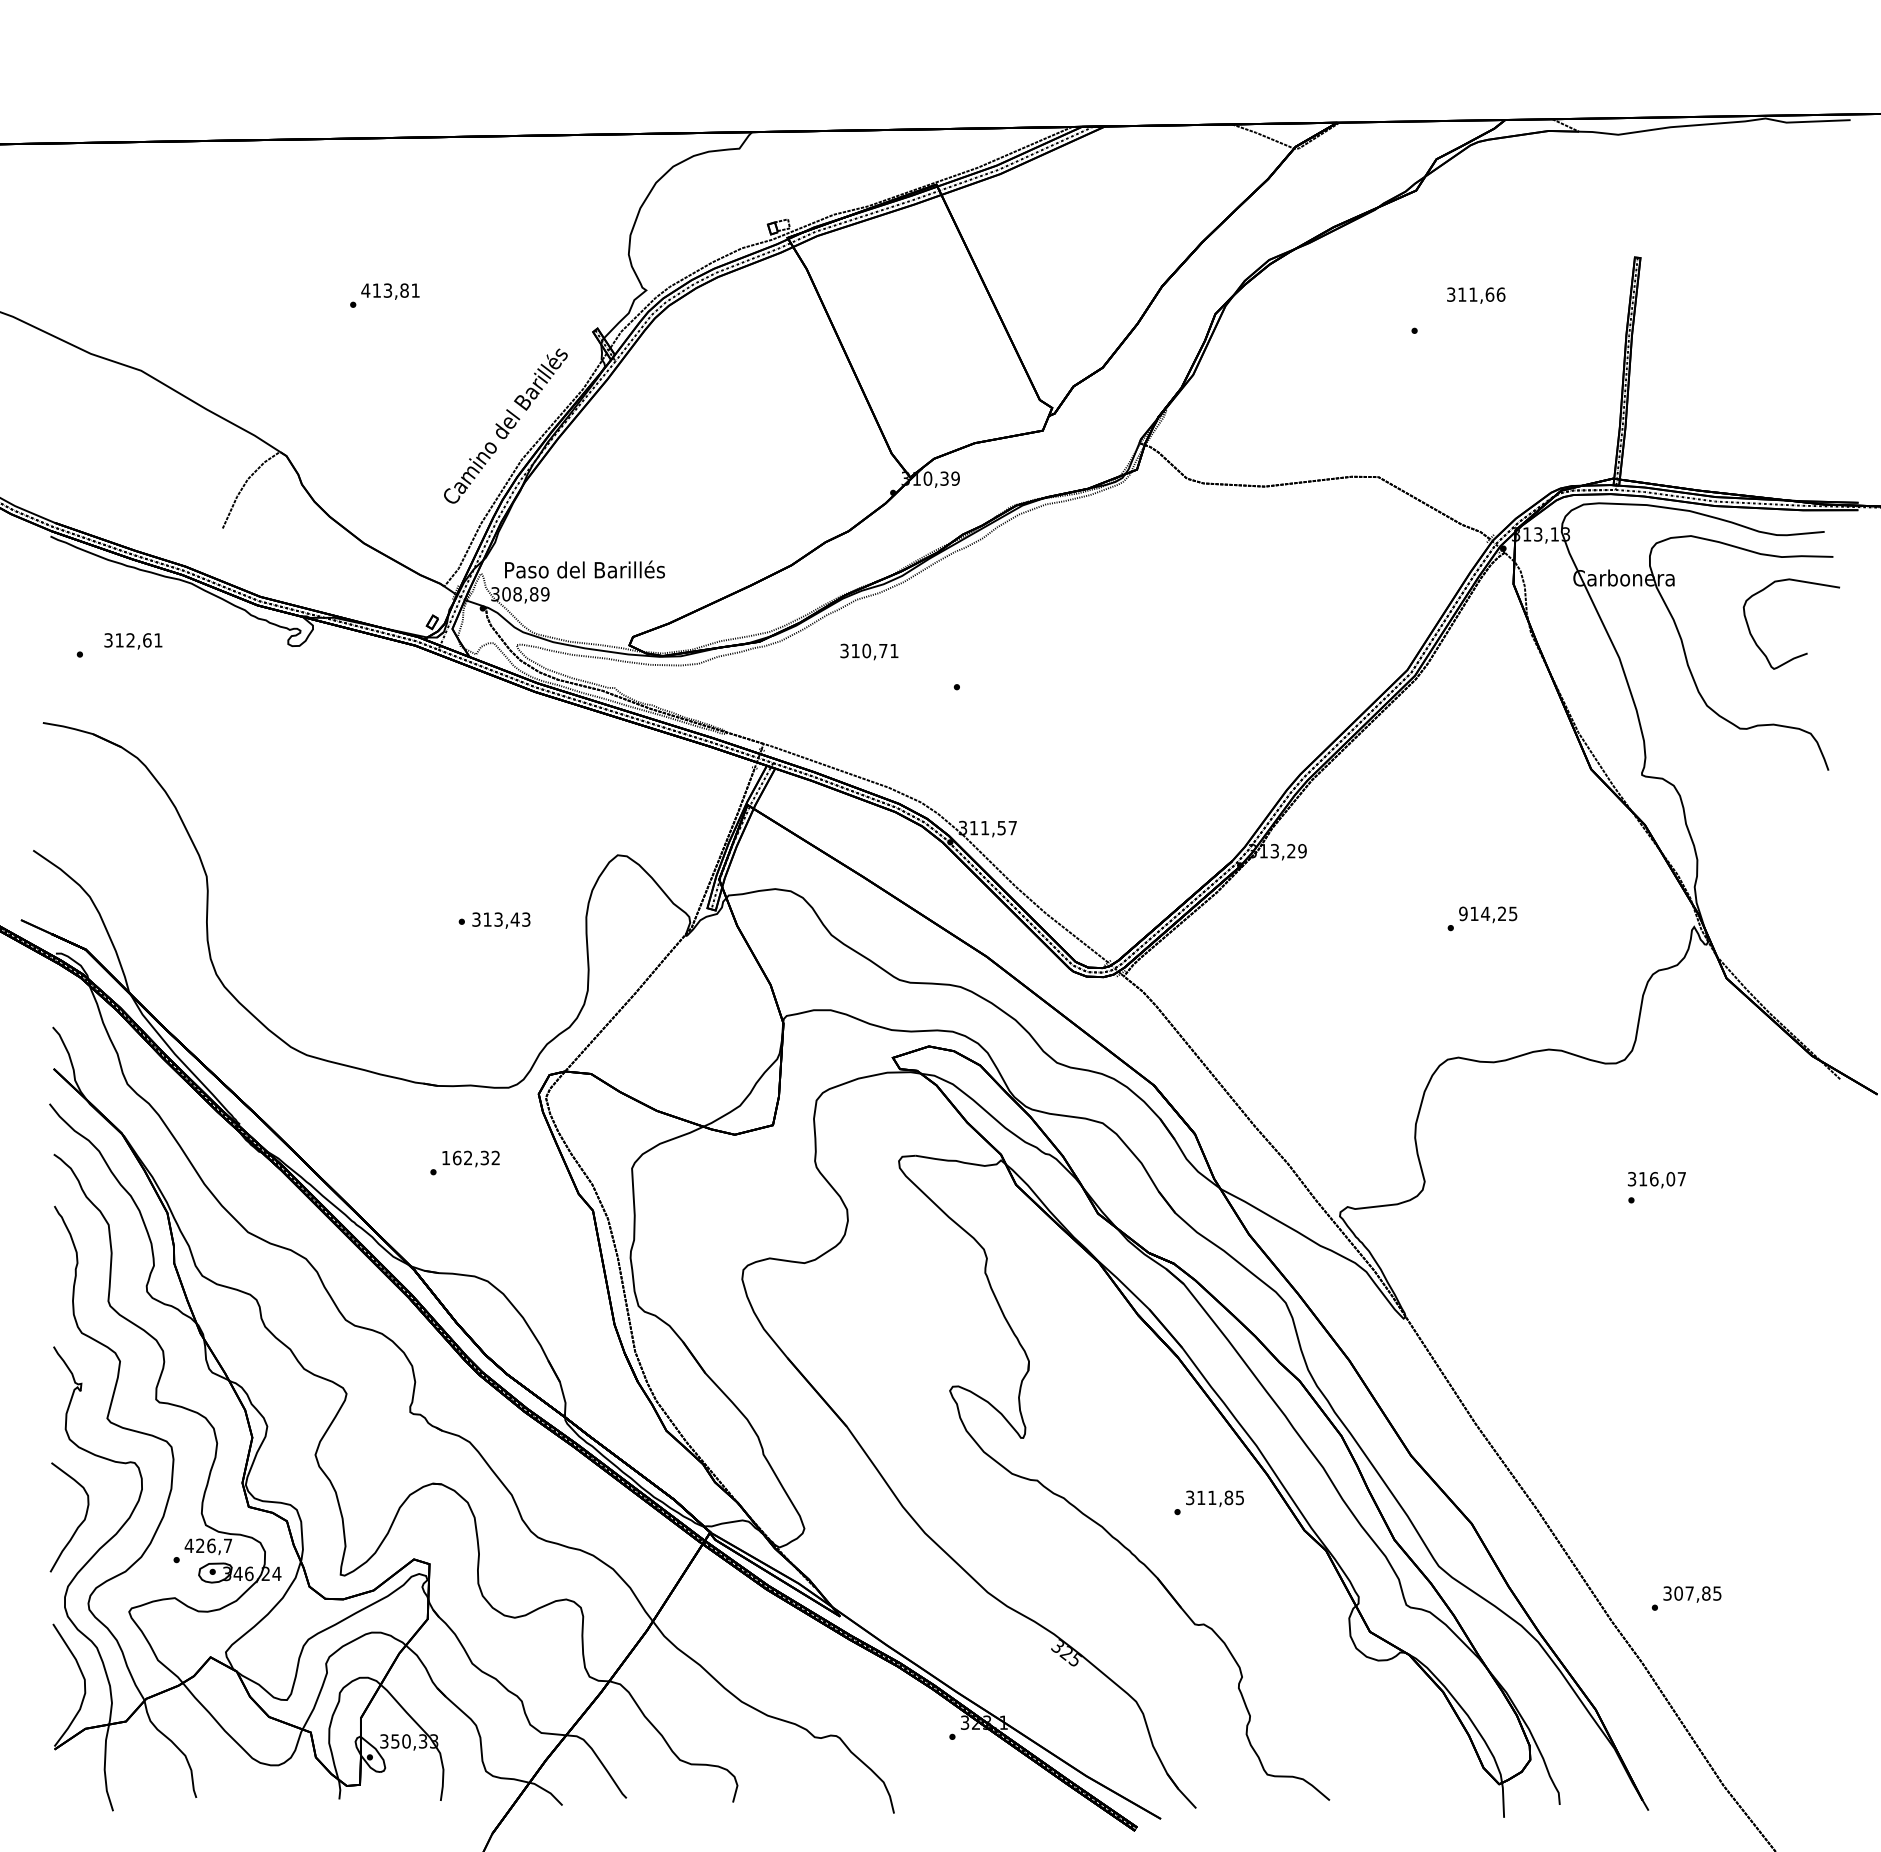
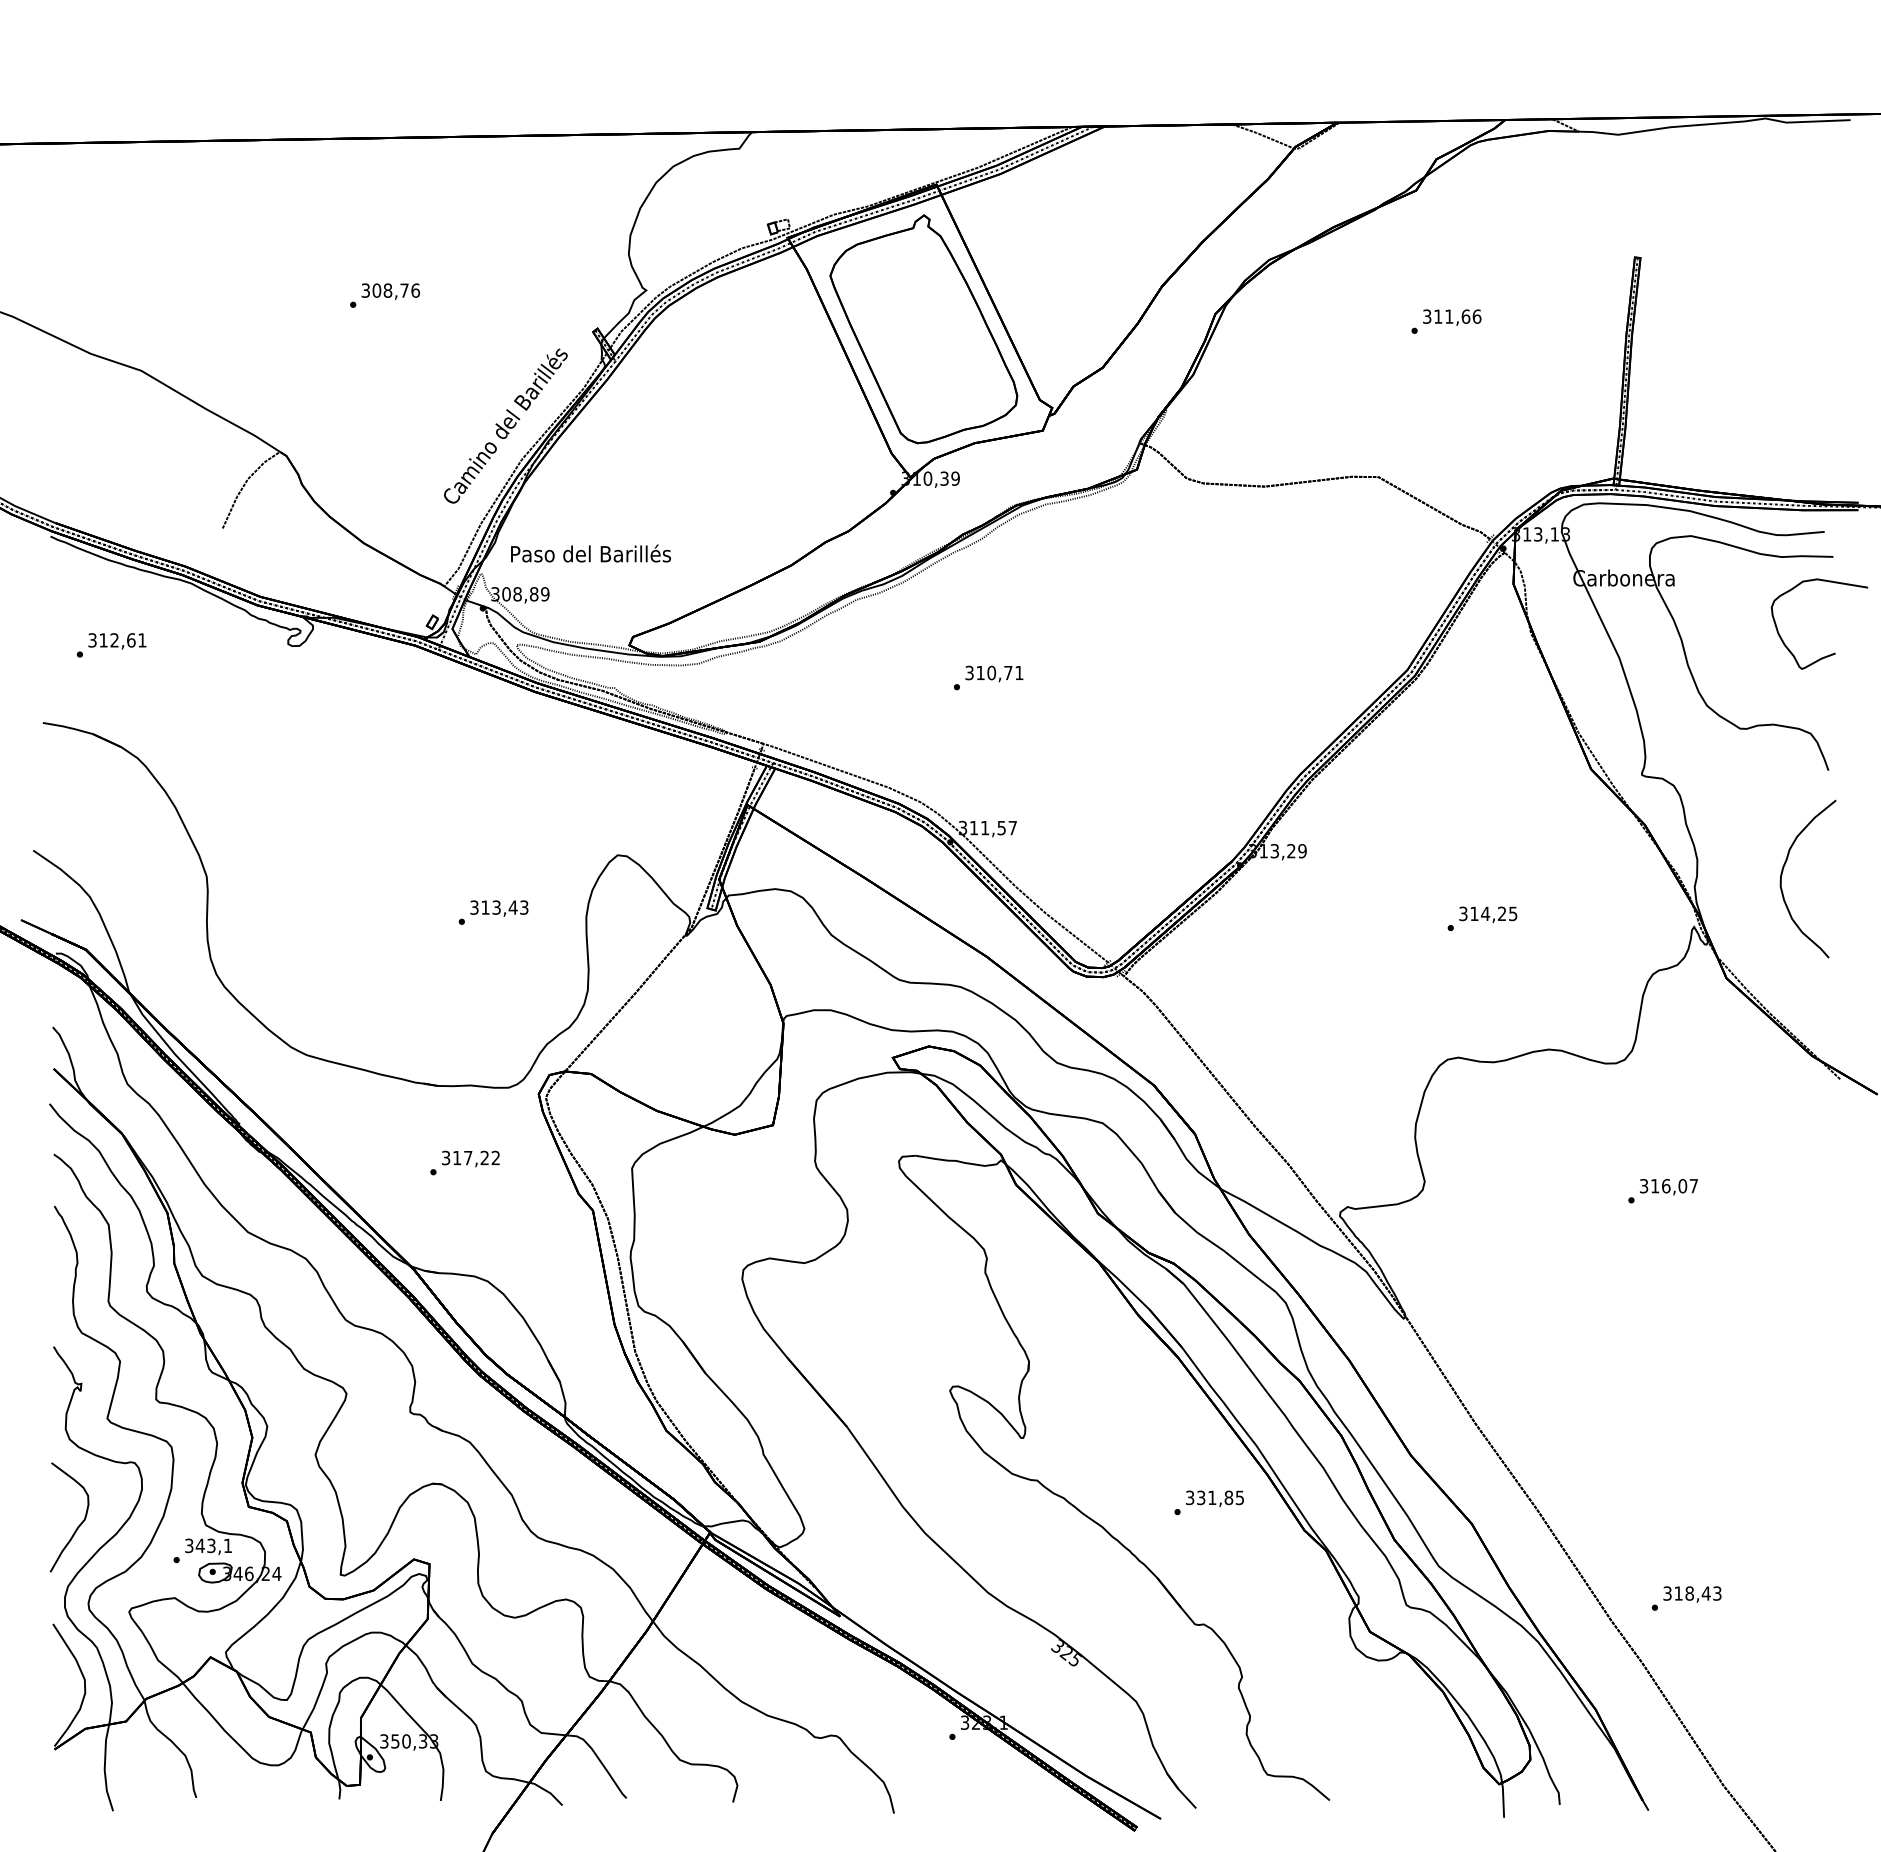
text: 413,81 -> 308,76 (390, 290)
text position: (1476, 295) -> (1452, 317) (1452, 317)
part: none -> present (923, 329)
text position: (584, 569) -> (590, 553) (590, 553)
text position: (133, 641) -> (117, 641) (117, 641)
text position: (869, 651) -> (994, 673) (994, 673)
curve position: (1801, 654) -> (1829, 654) (1829, 654)
curve: none -> present (1783, 871)
text: 914,25 -> 314,25 (1463, 913)
text position: (501, 920) -> (499, 908) (499, 908)
text: 162,32 -> 317,22 (465, 1157)
text position: (1656, 1180) -> (1668, 1187) (1668, 1187)
text: 311,85 -> 331,85 (1201, 1497)
text: 426,7 -> 343,1 (208, 1545)
text: 307,85 -> 318,43 (1697, 1593)
